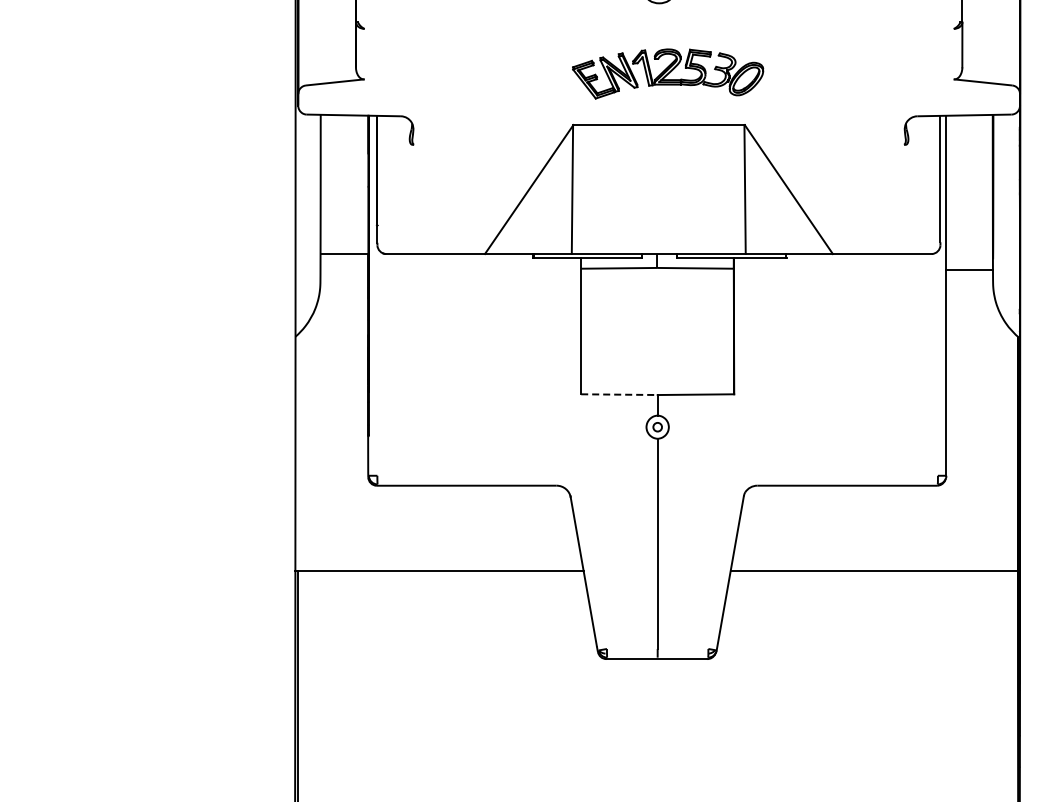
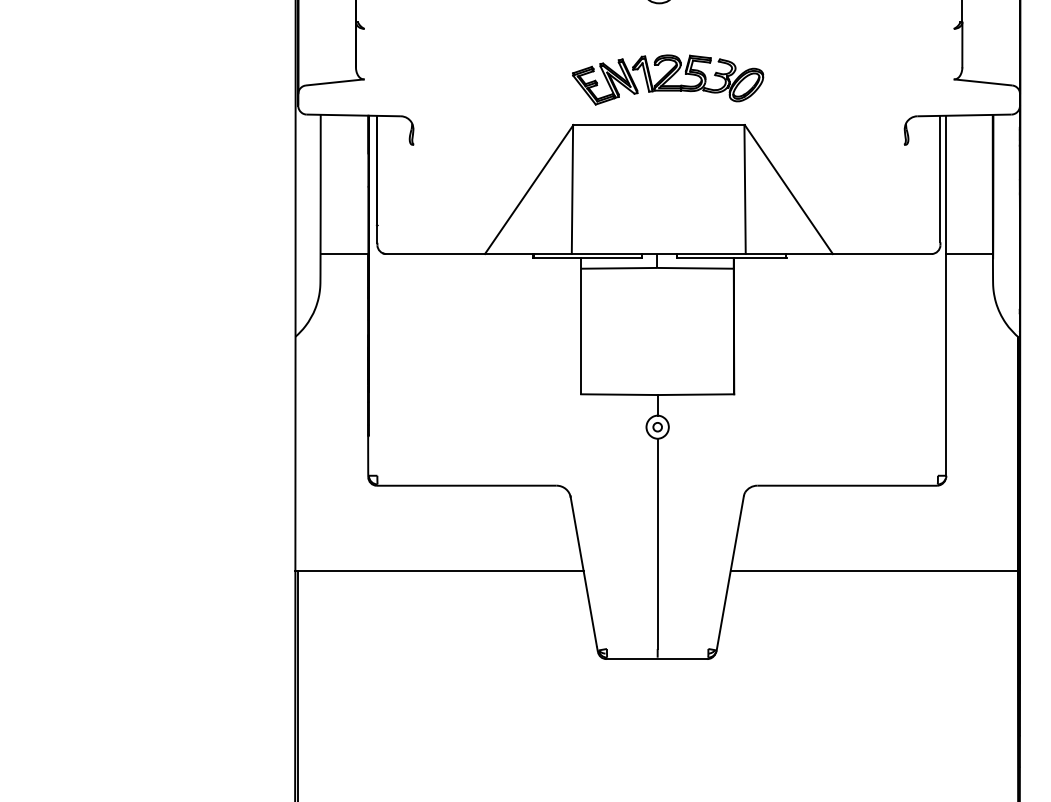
part position: (668, 73) -> (668, 79) (668, 79)
line position: (969, 270) -> (969, 254) (969, 254)
line: dashed -> solid (619, 394)
